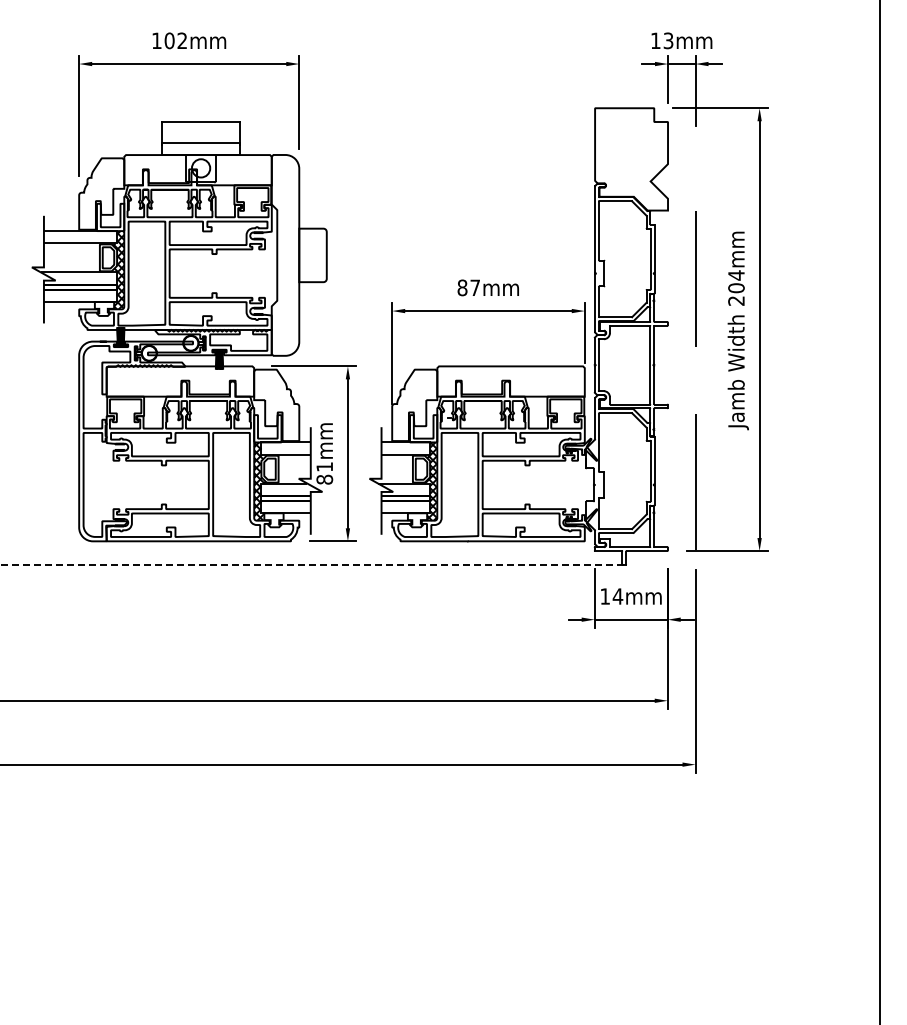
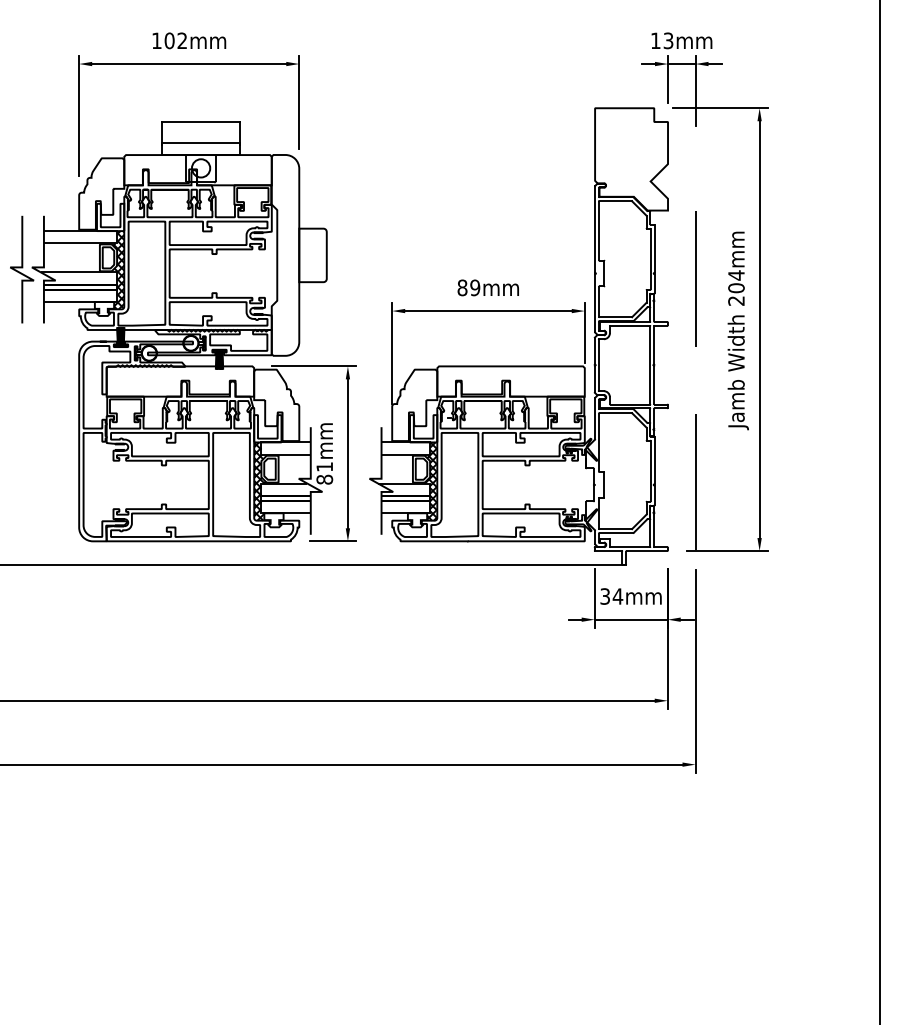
part: none -> present (22, 269)
text: 87mm -> 89mm (475, 287)
line: dashed -> solid (312, 564)
text: 14mm -> 34mm (604, 596)
